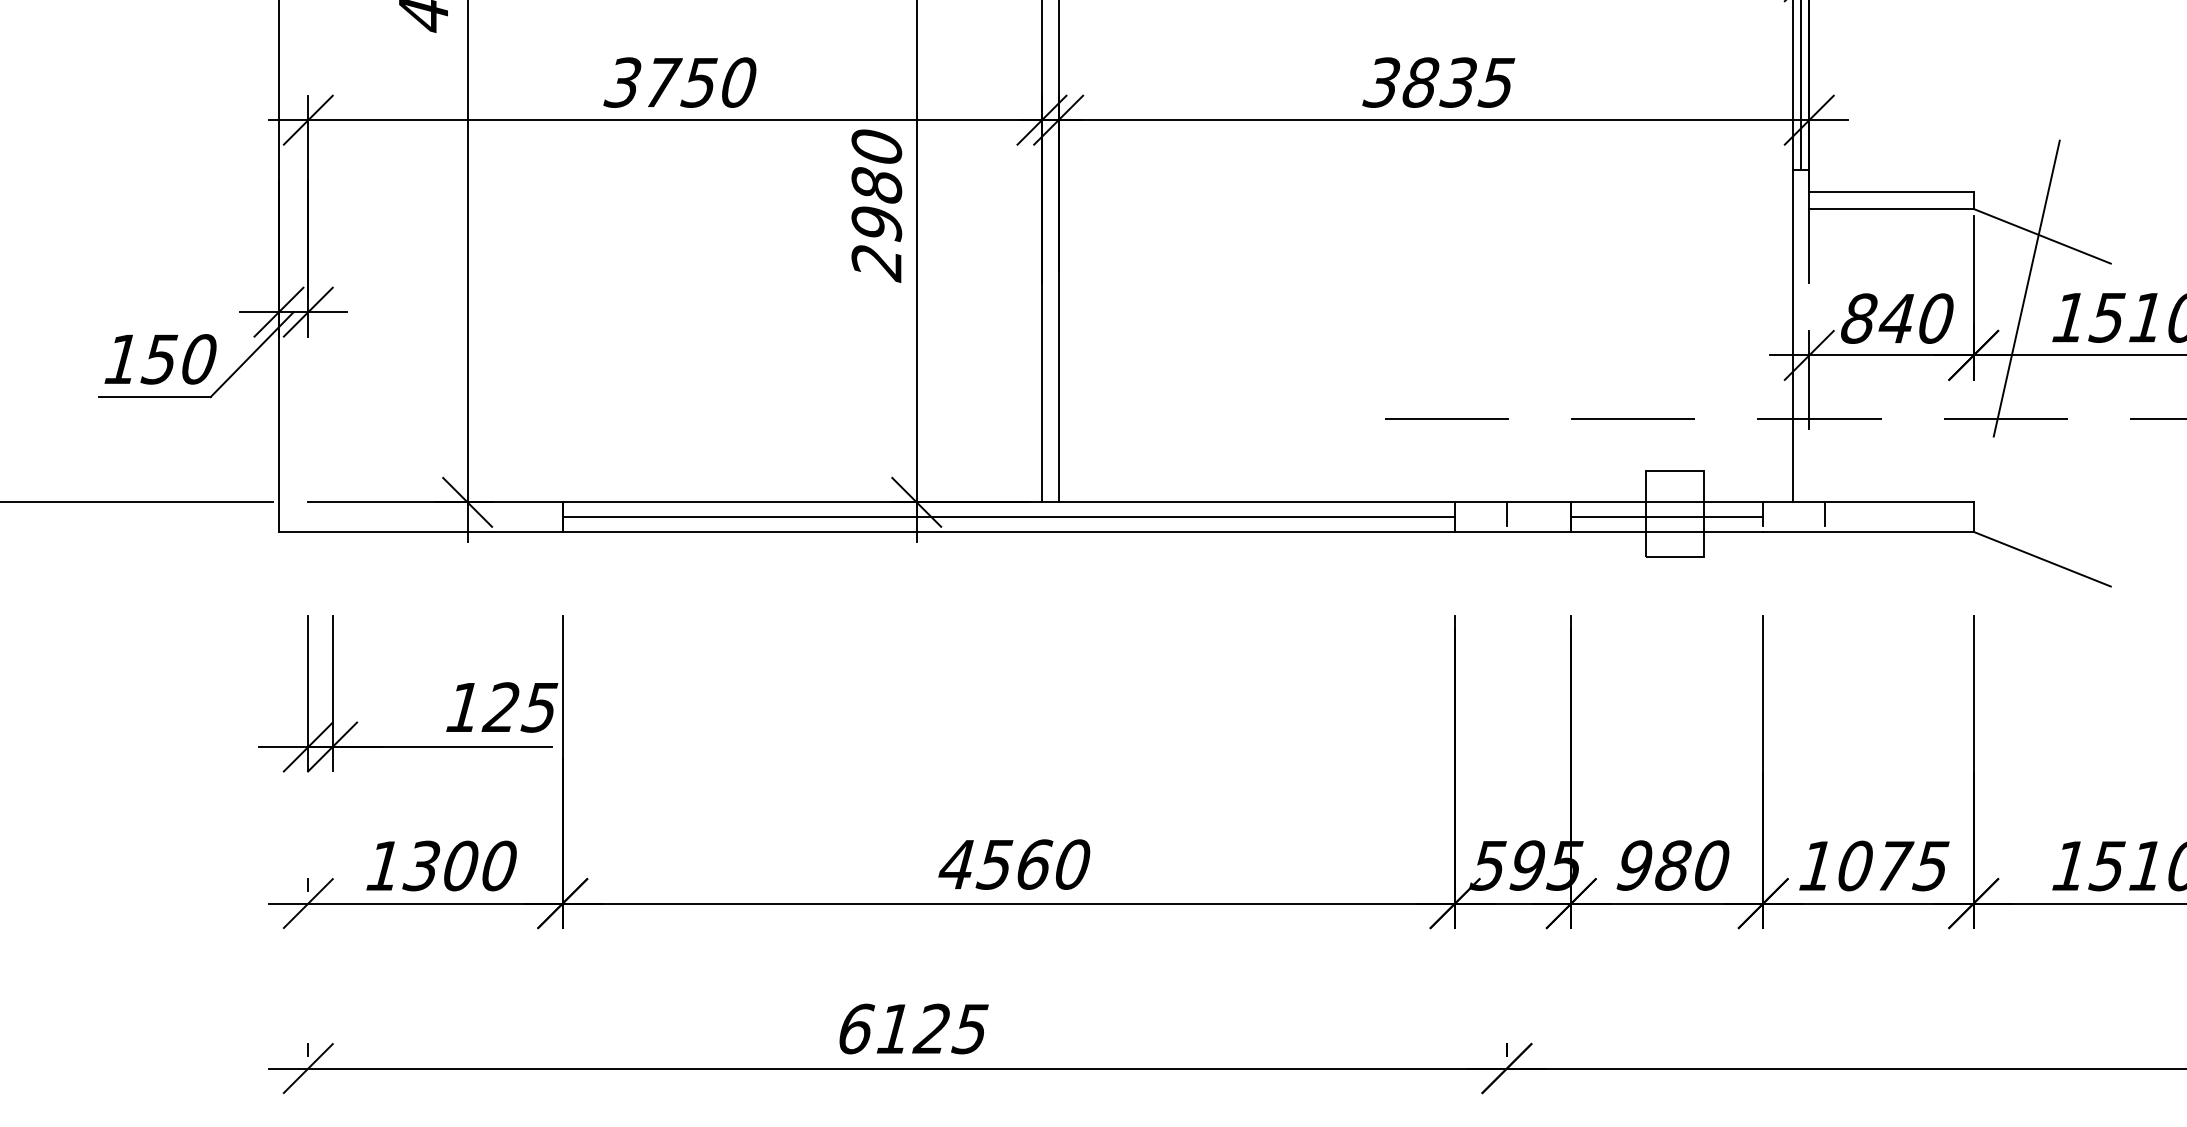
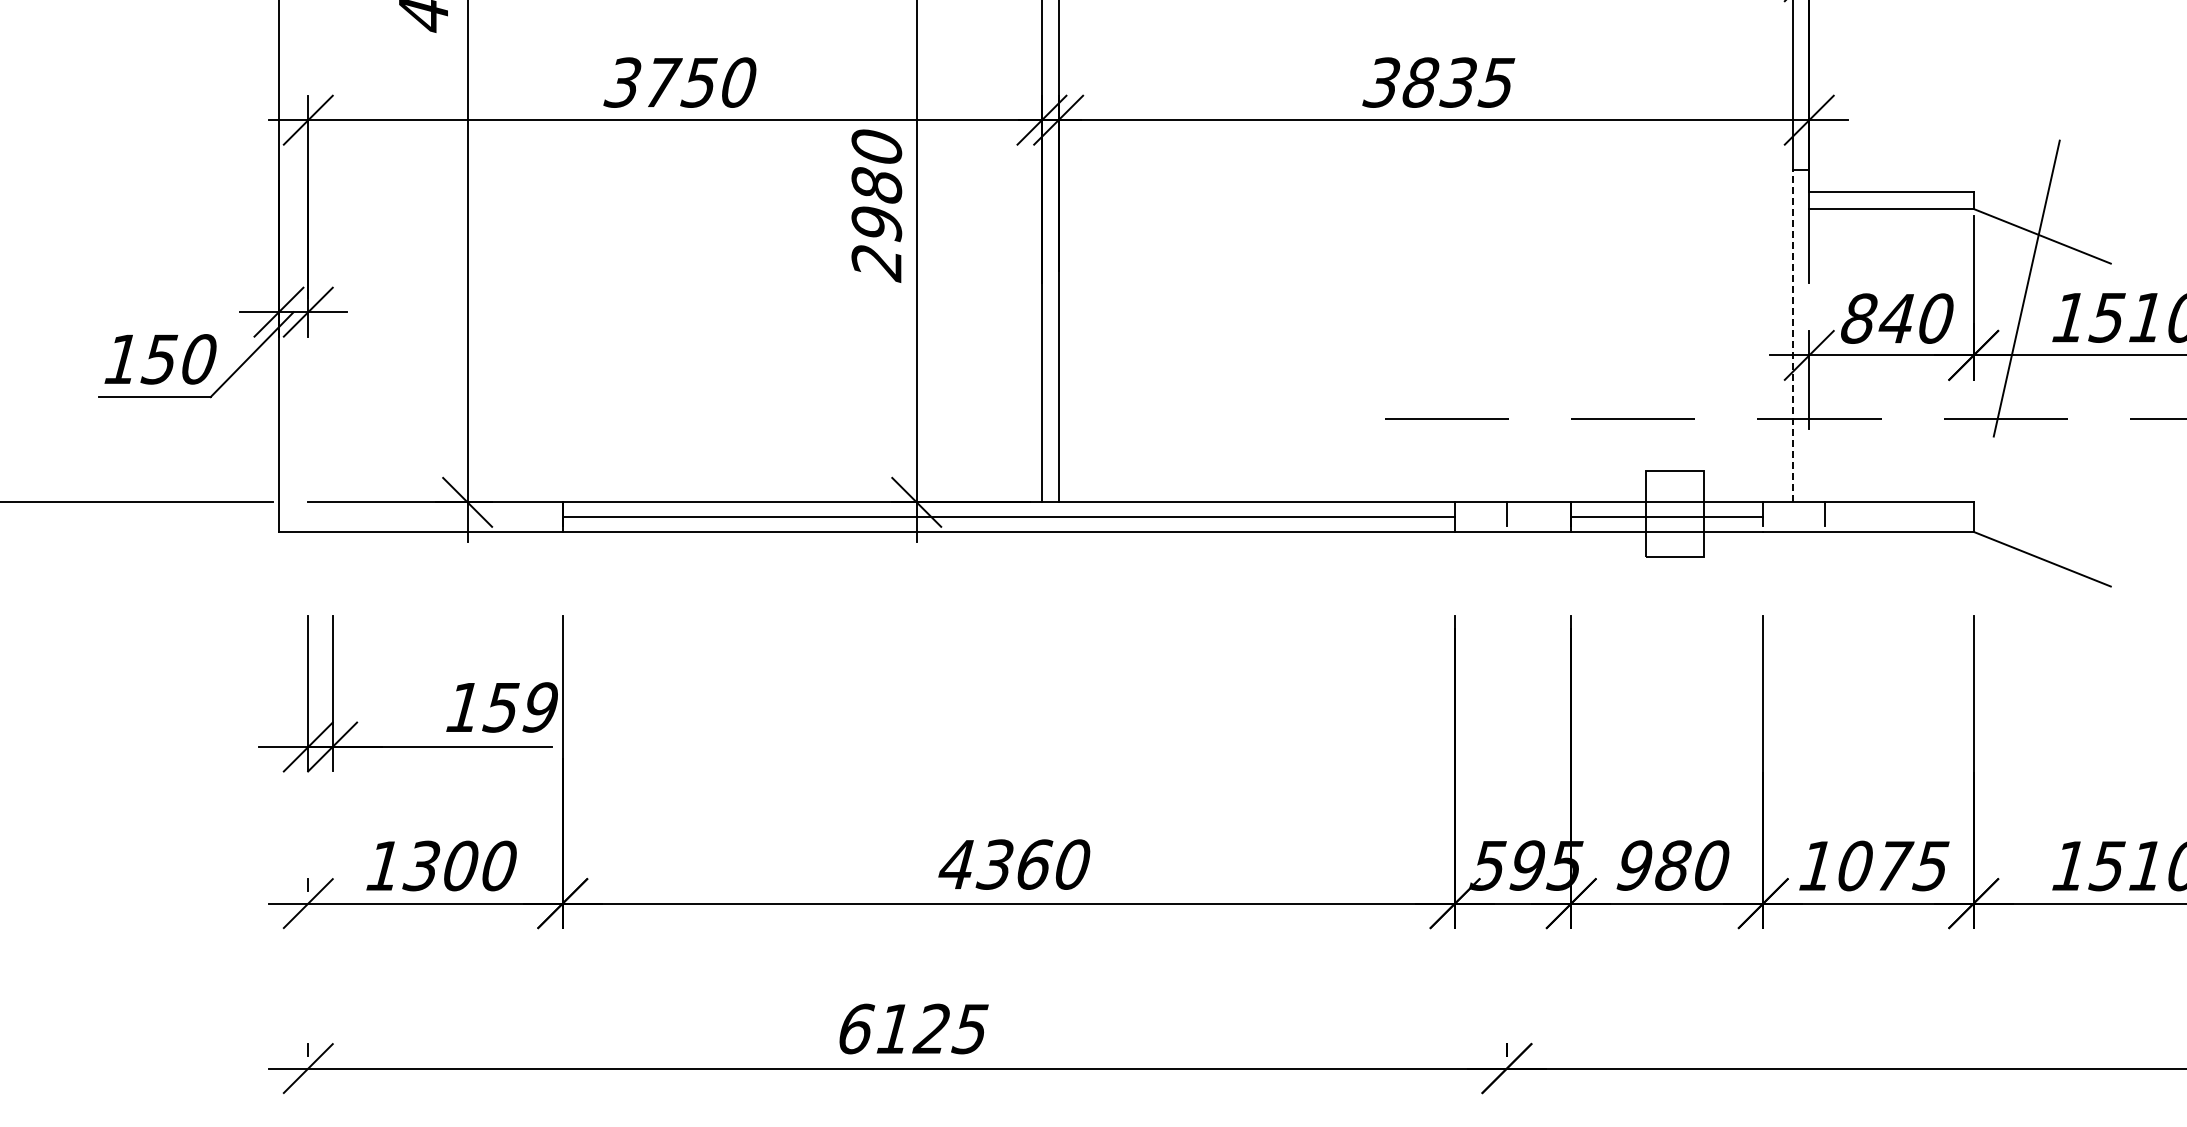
line: present -> none (1800, 85)
line: solid -> dashed (1792, 335)
text: 125 -> 159 (519, 707)
text: 4560 -> 4360 (994, 864)
